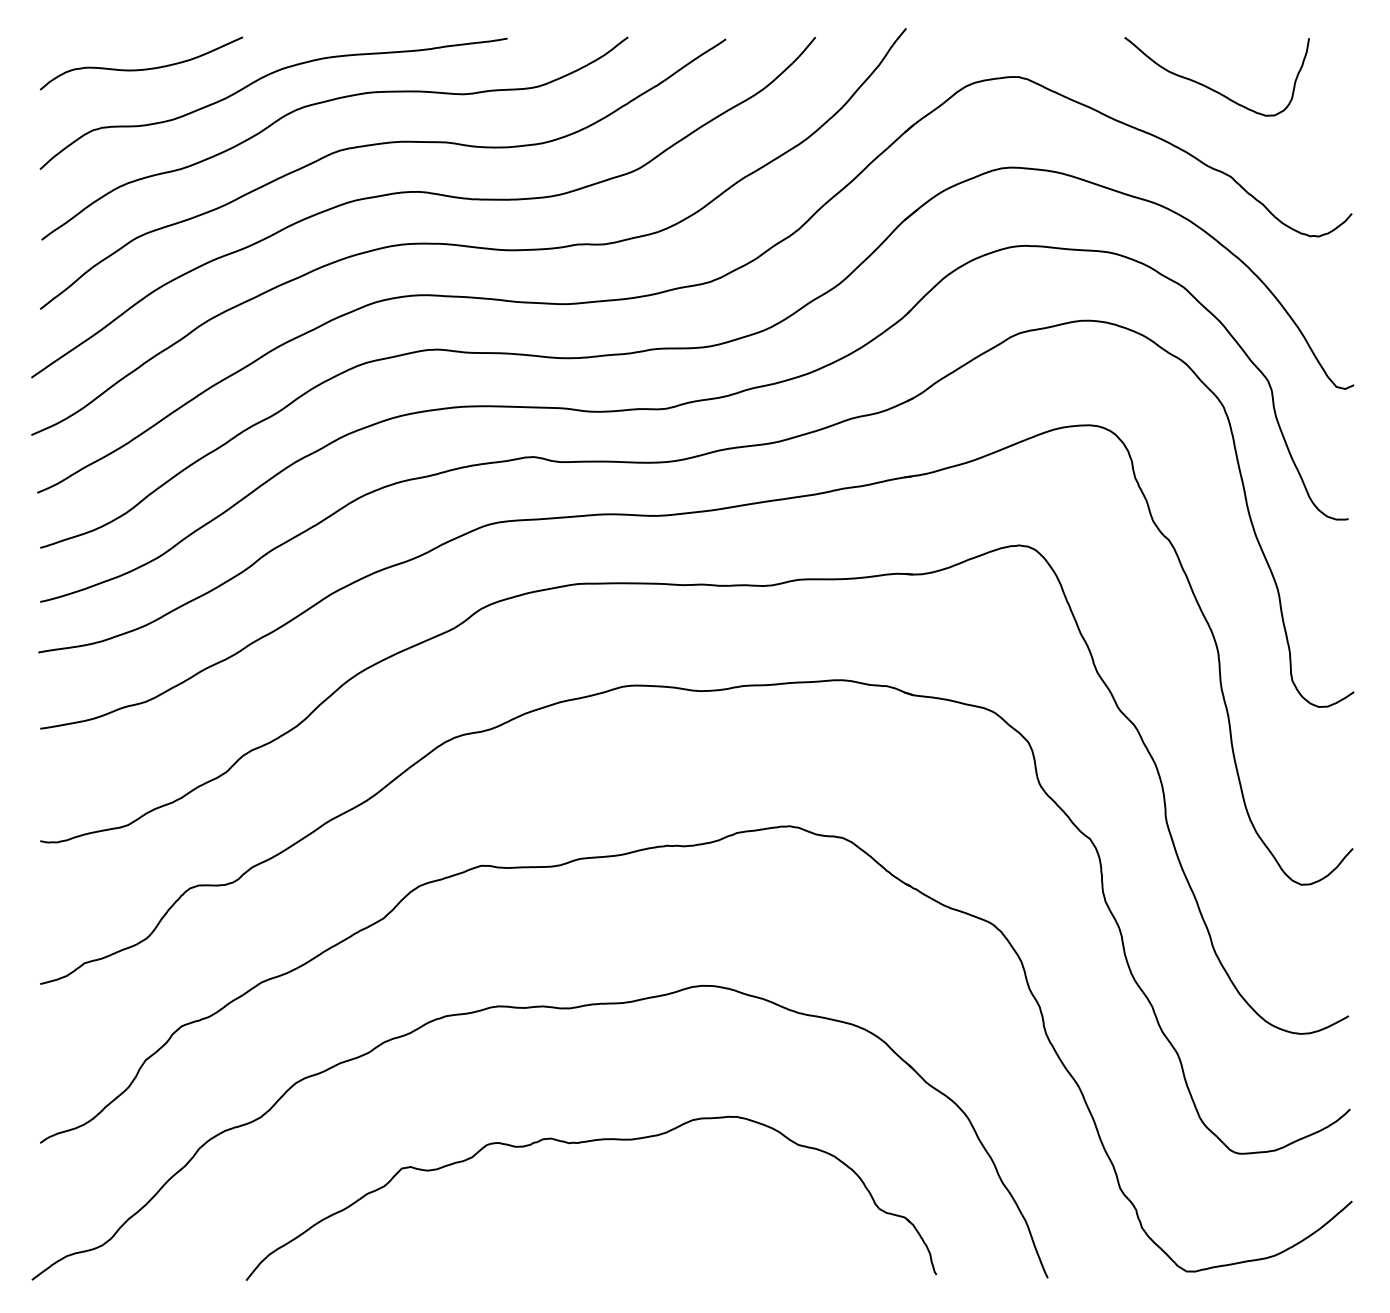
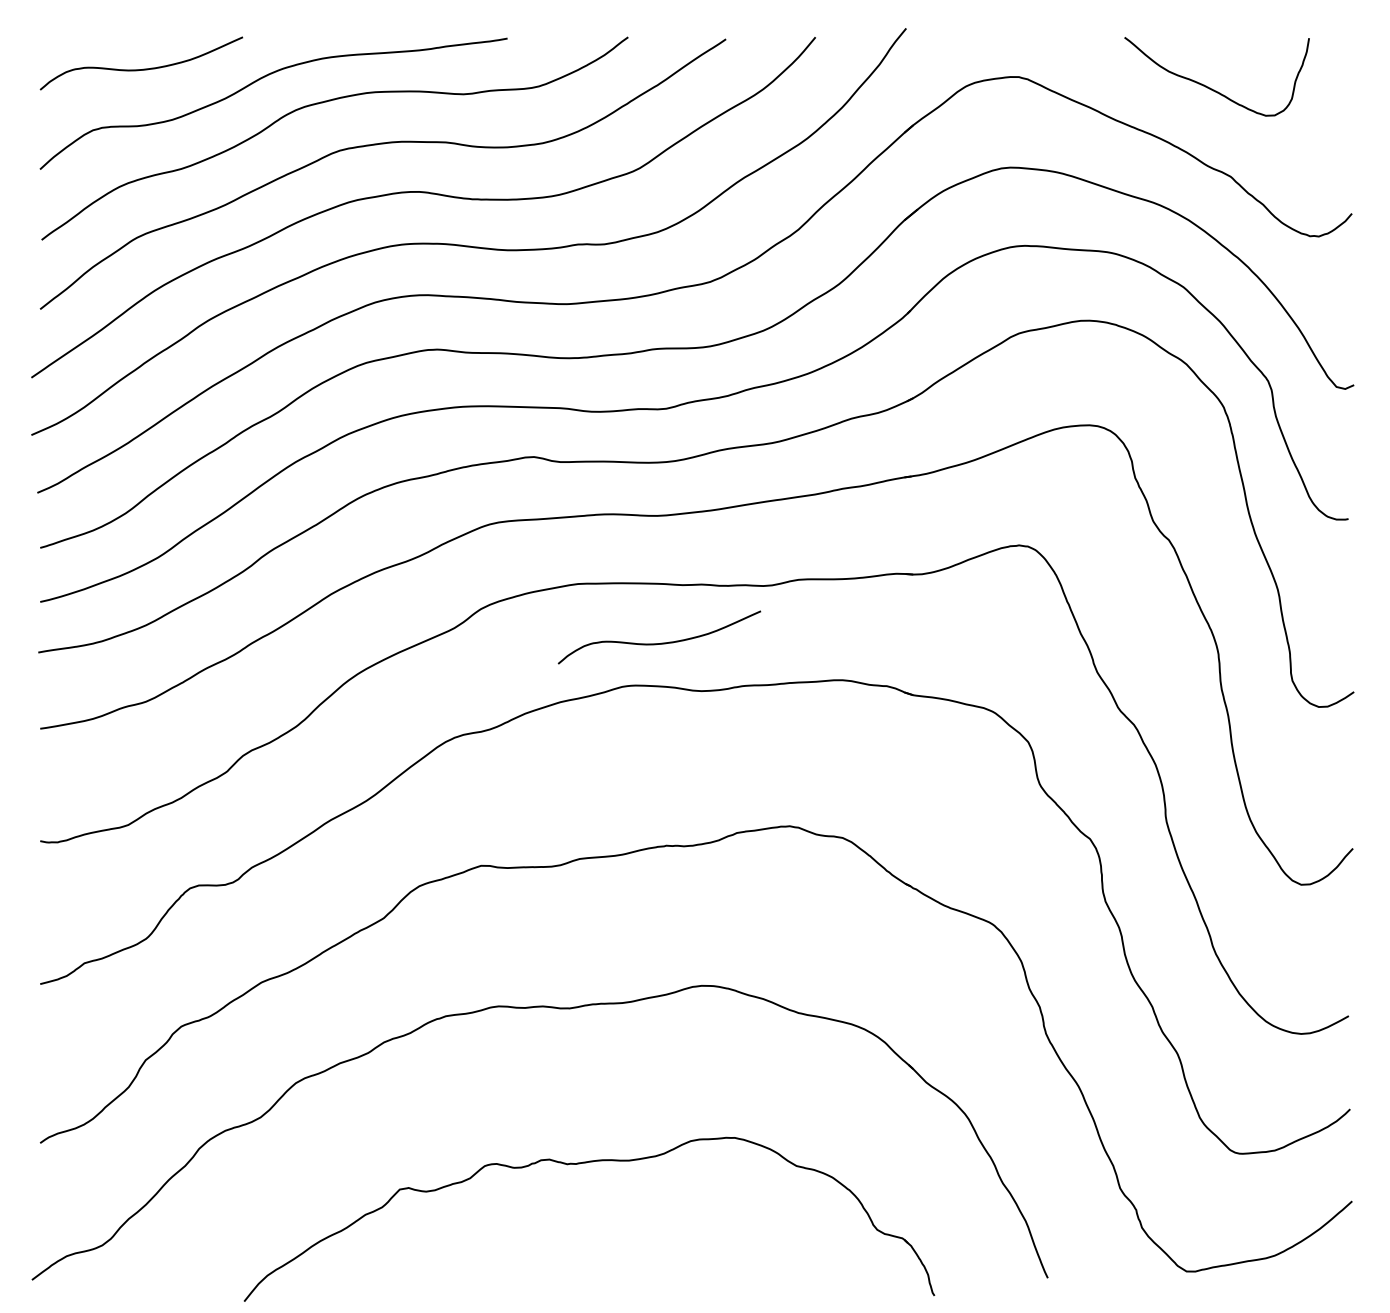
curve: none -> present (661, 642)
part position: (581, 1143) -> (579, 1164) (579, 1164)
